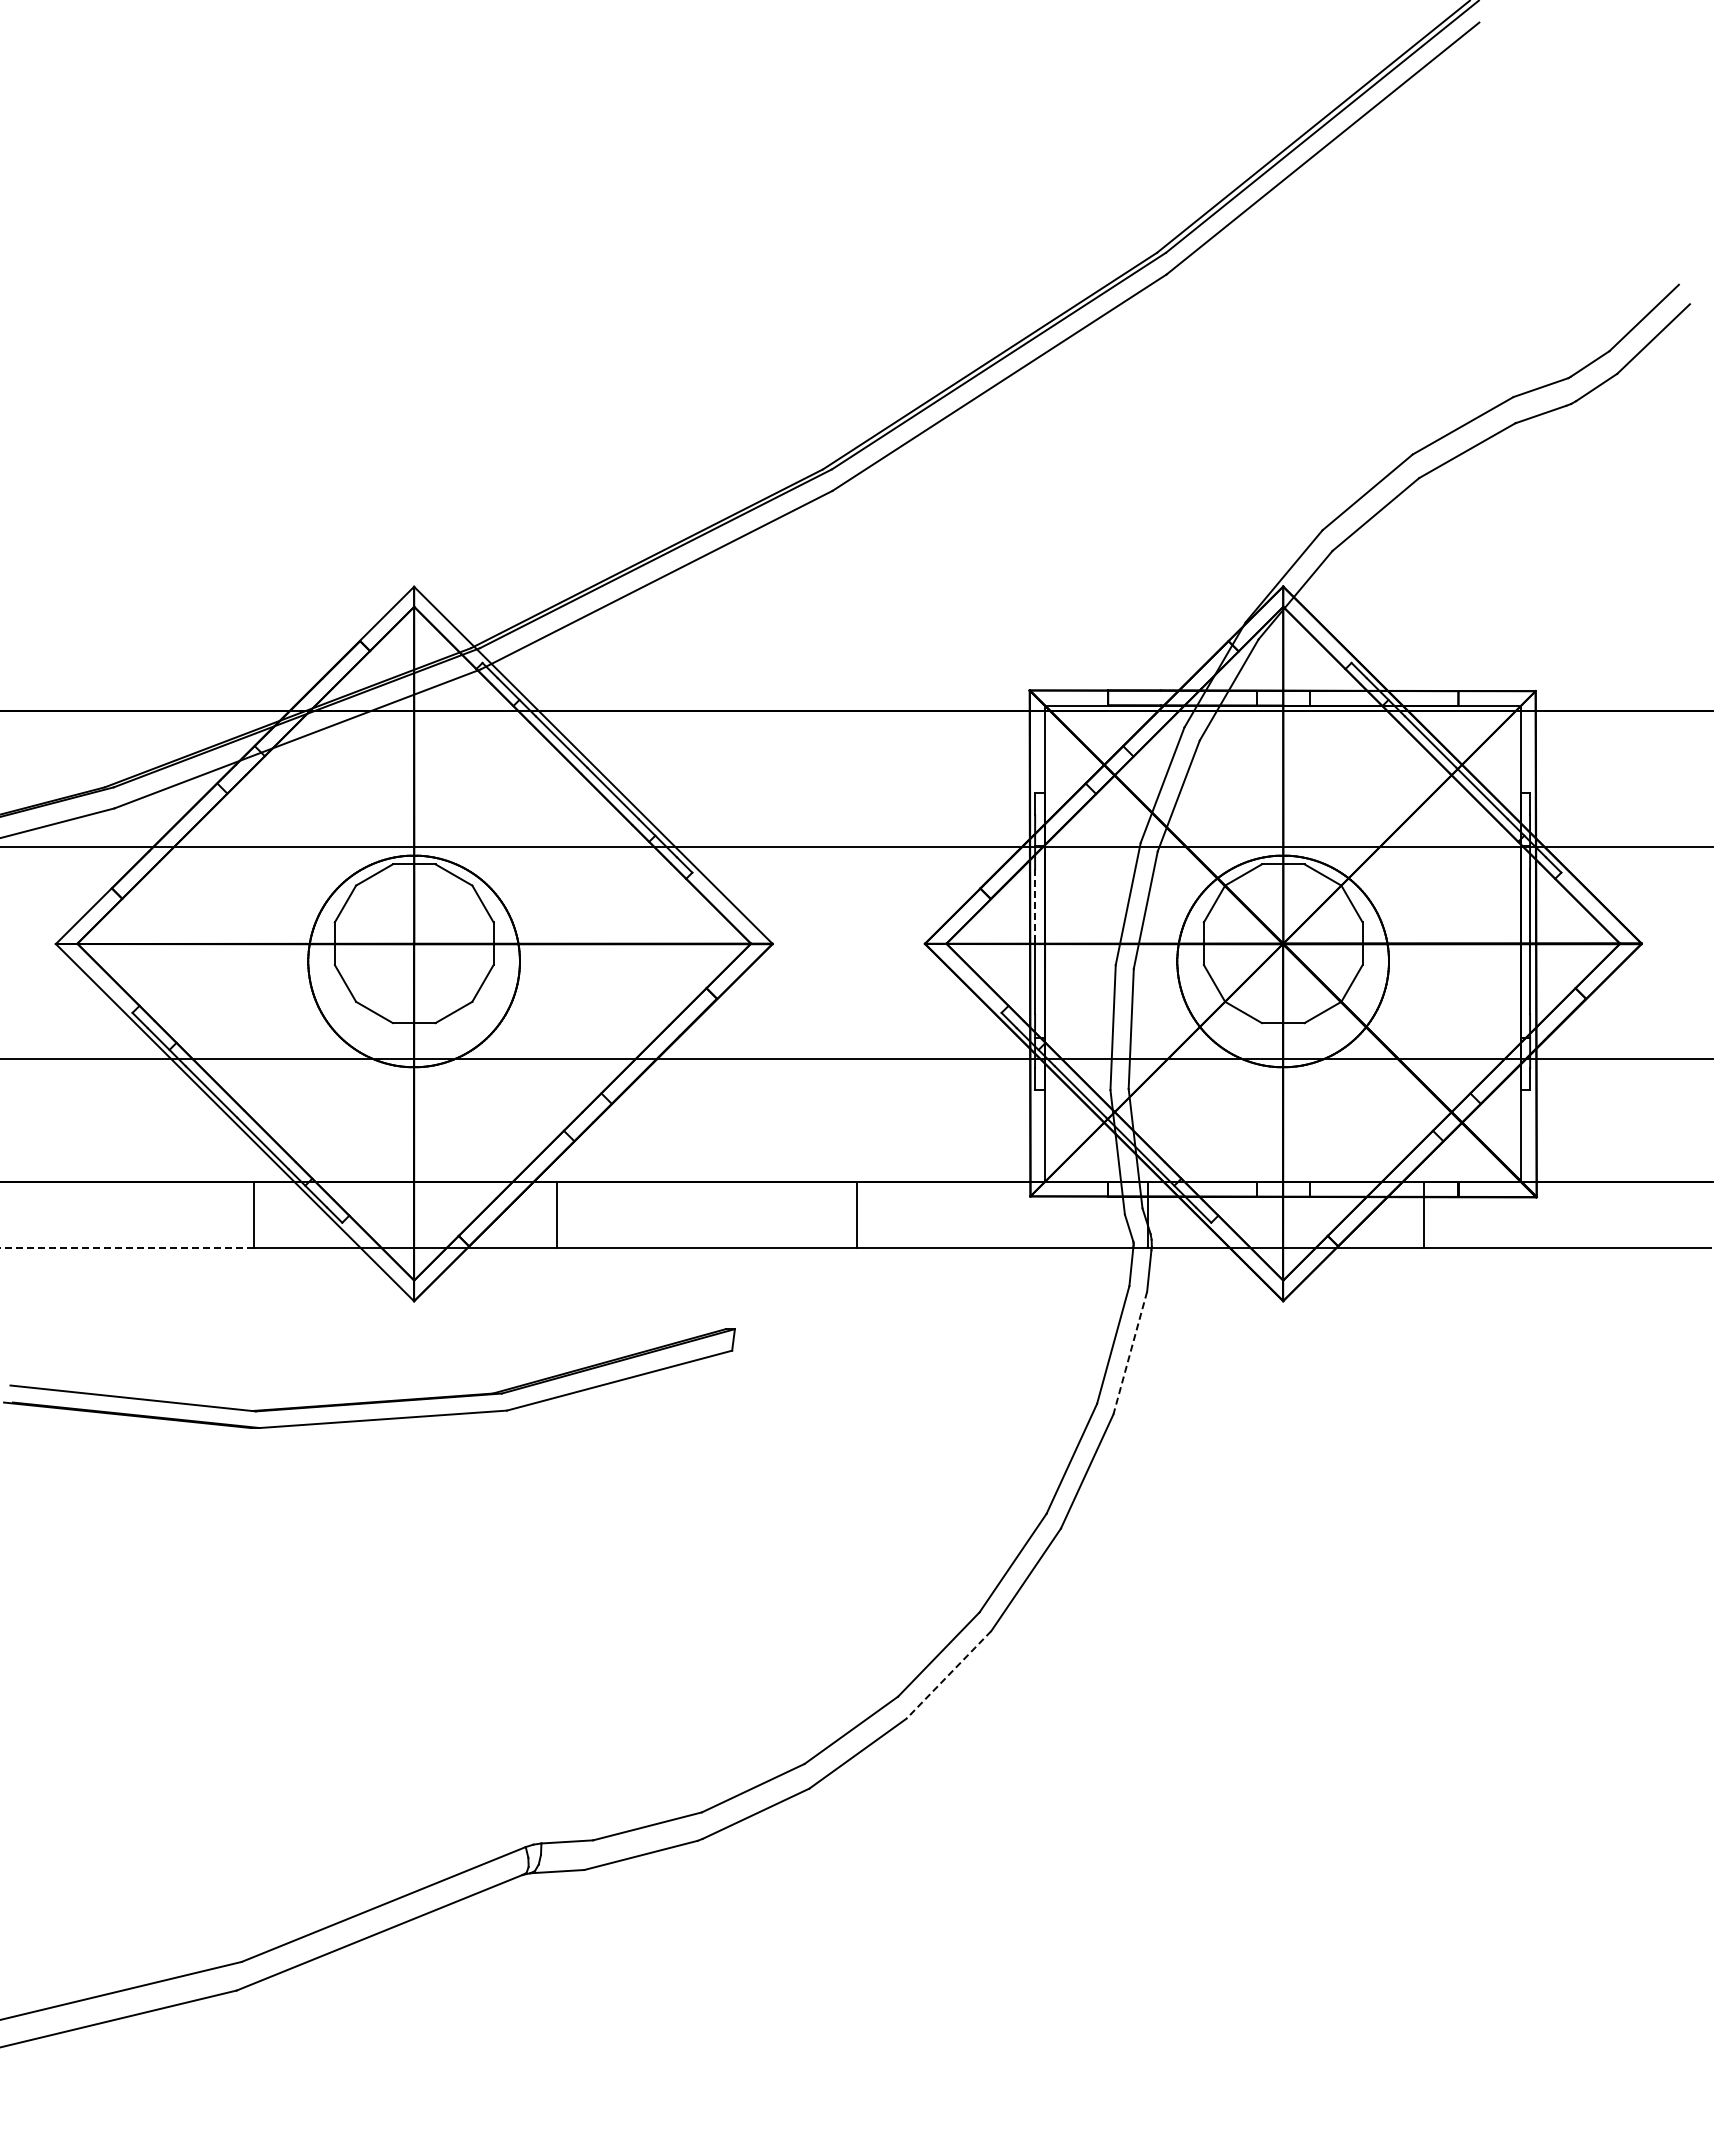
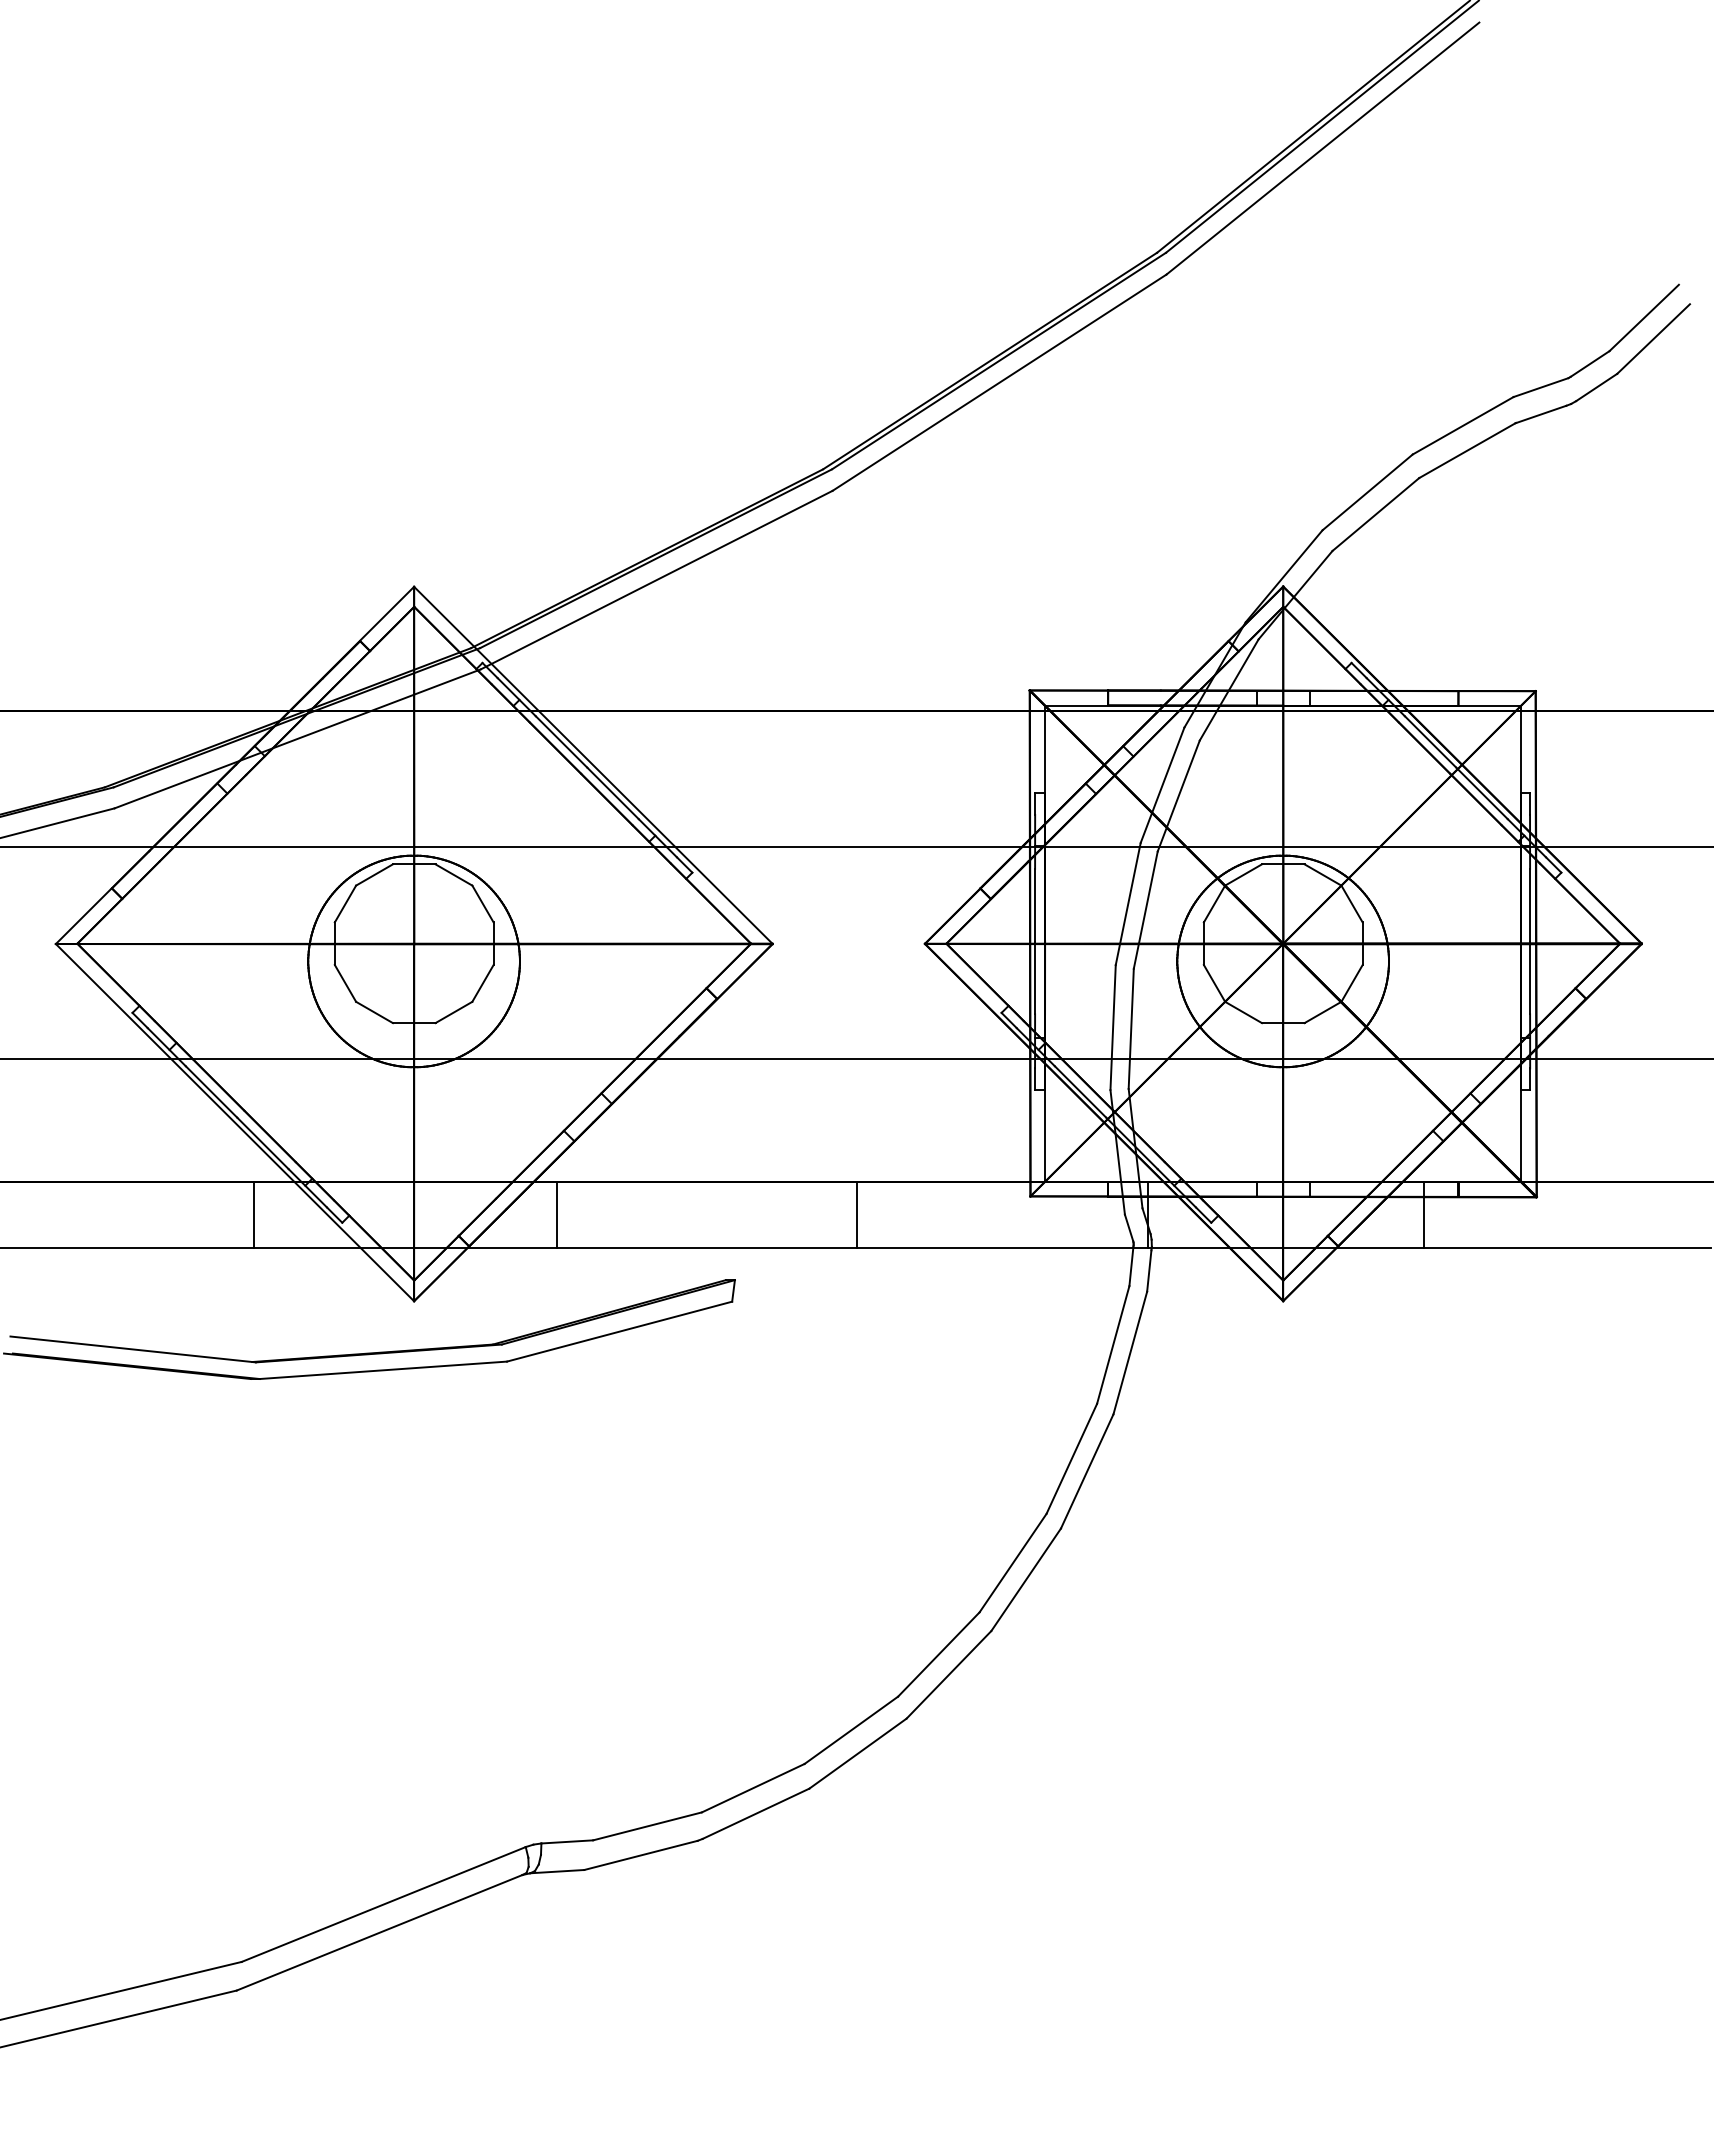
line: dashed -> solid (1035, 905)
line: dashed -> solid (126, 1247)
line: dashed -> solid (1130, 1353)
part position: (369, 1401) -> (369, 1352) (369, 1352)
line: dashed -> solid (949, 1674)
